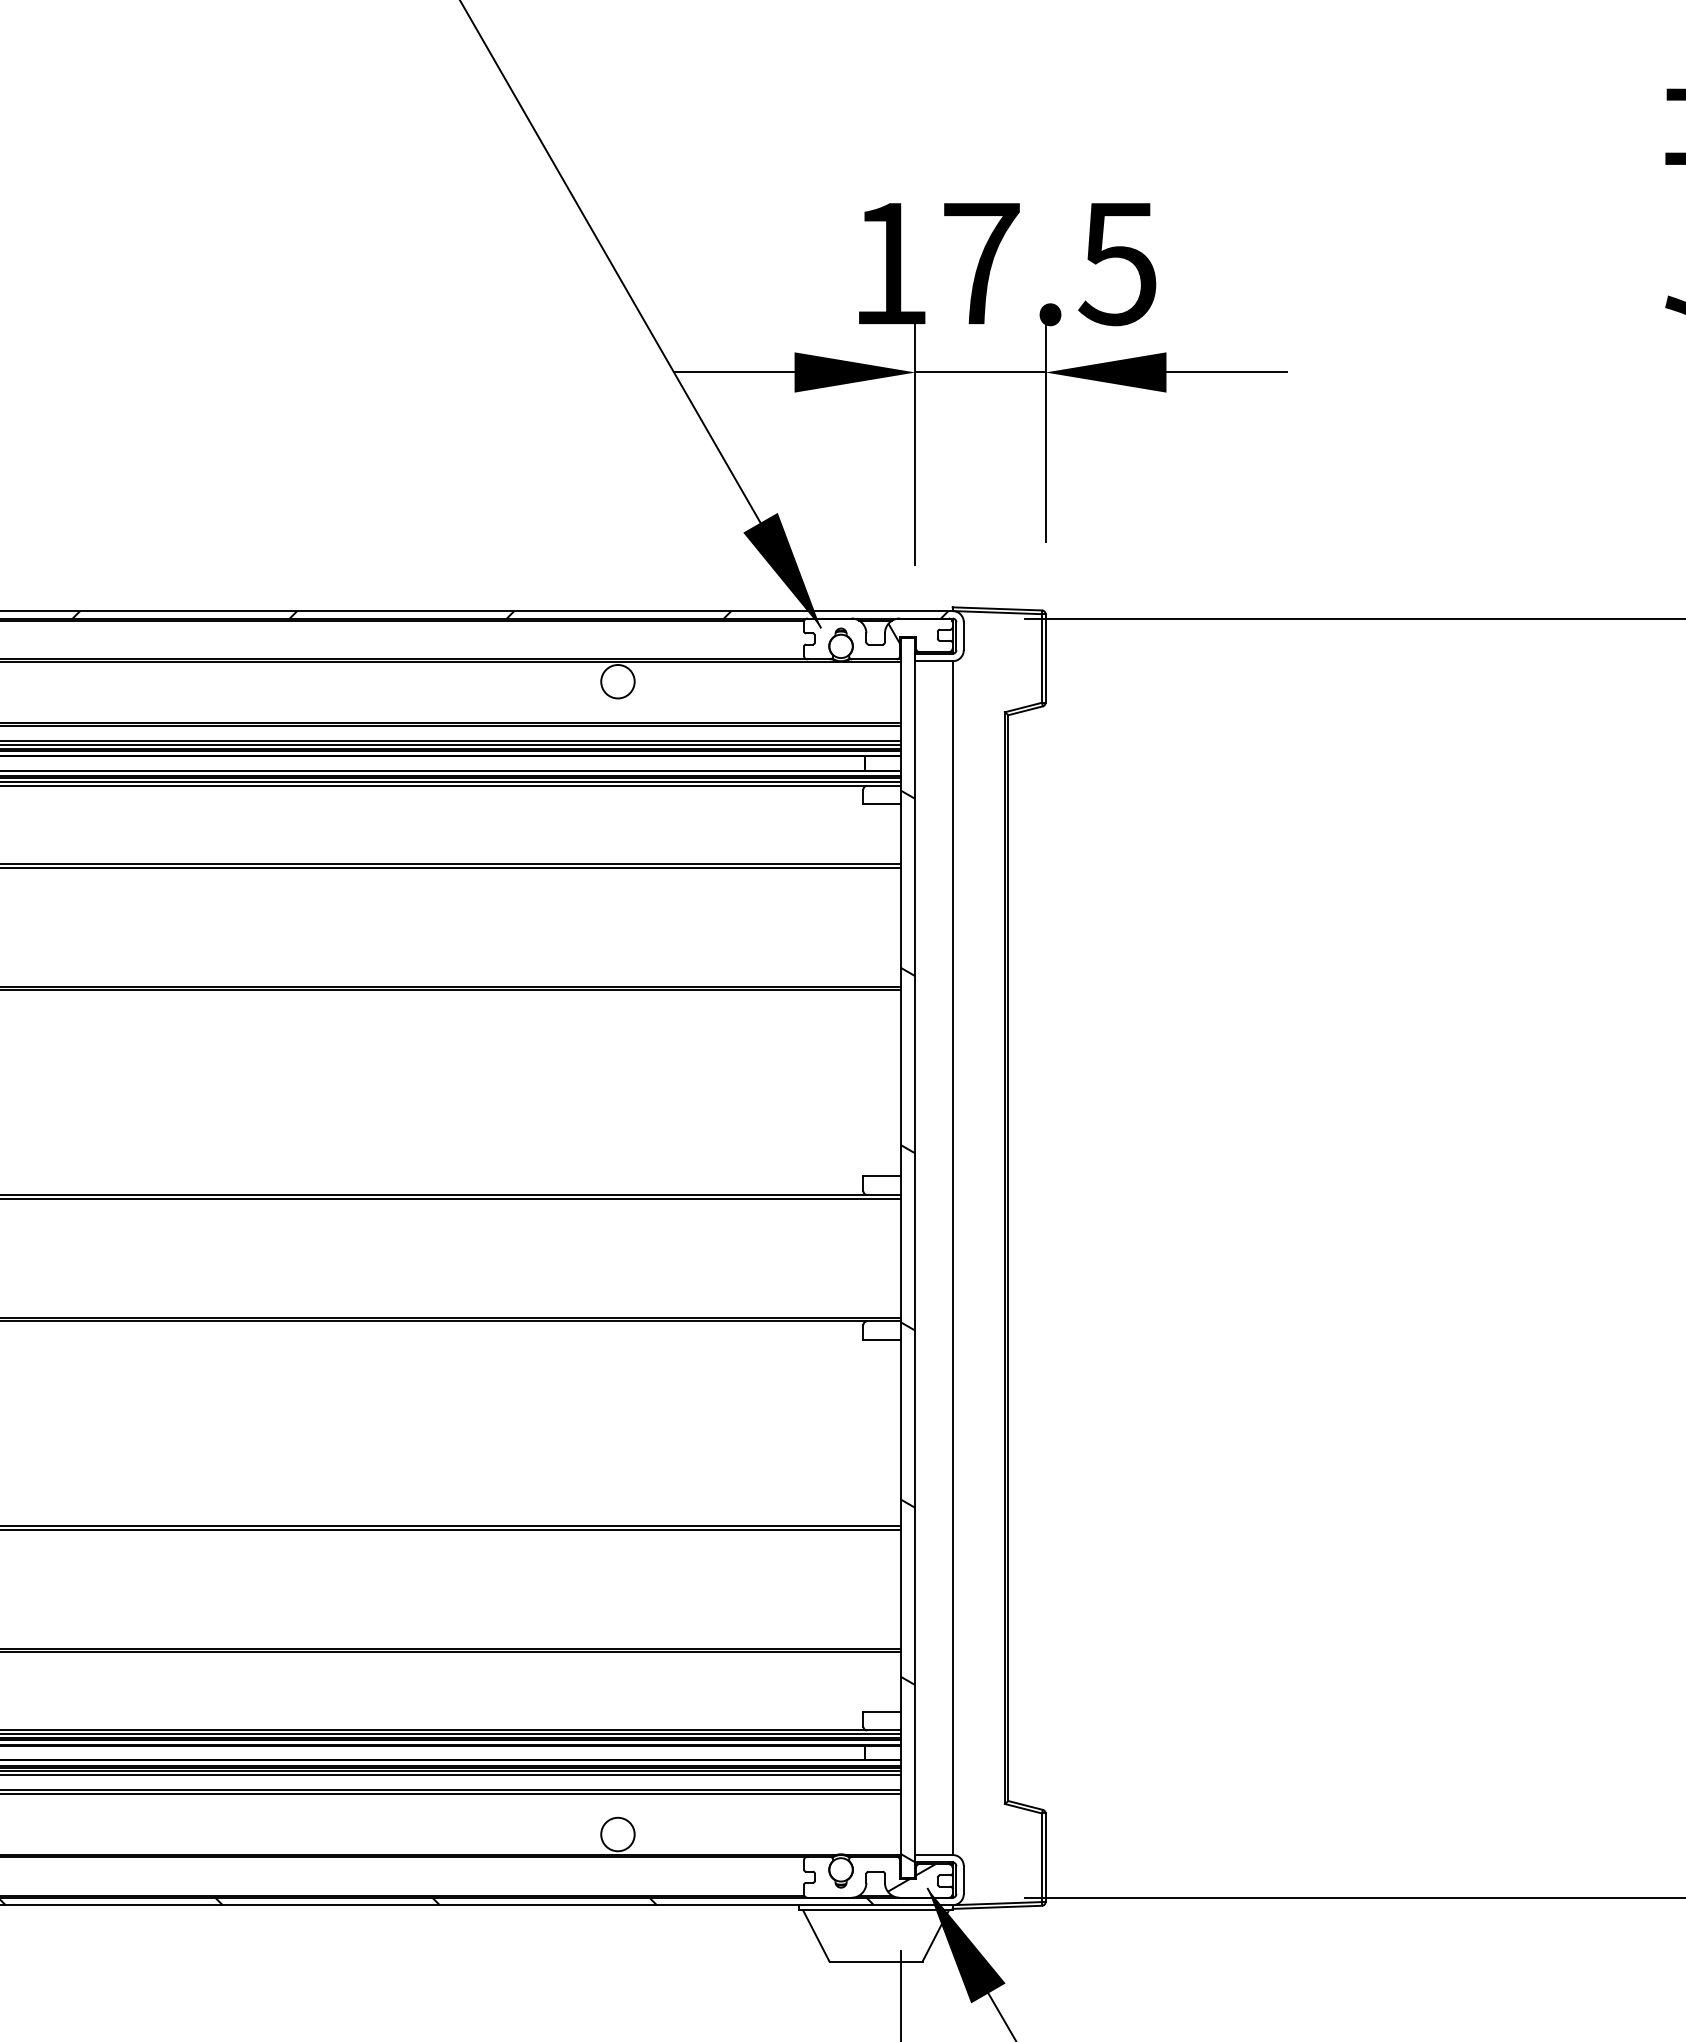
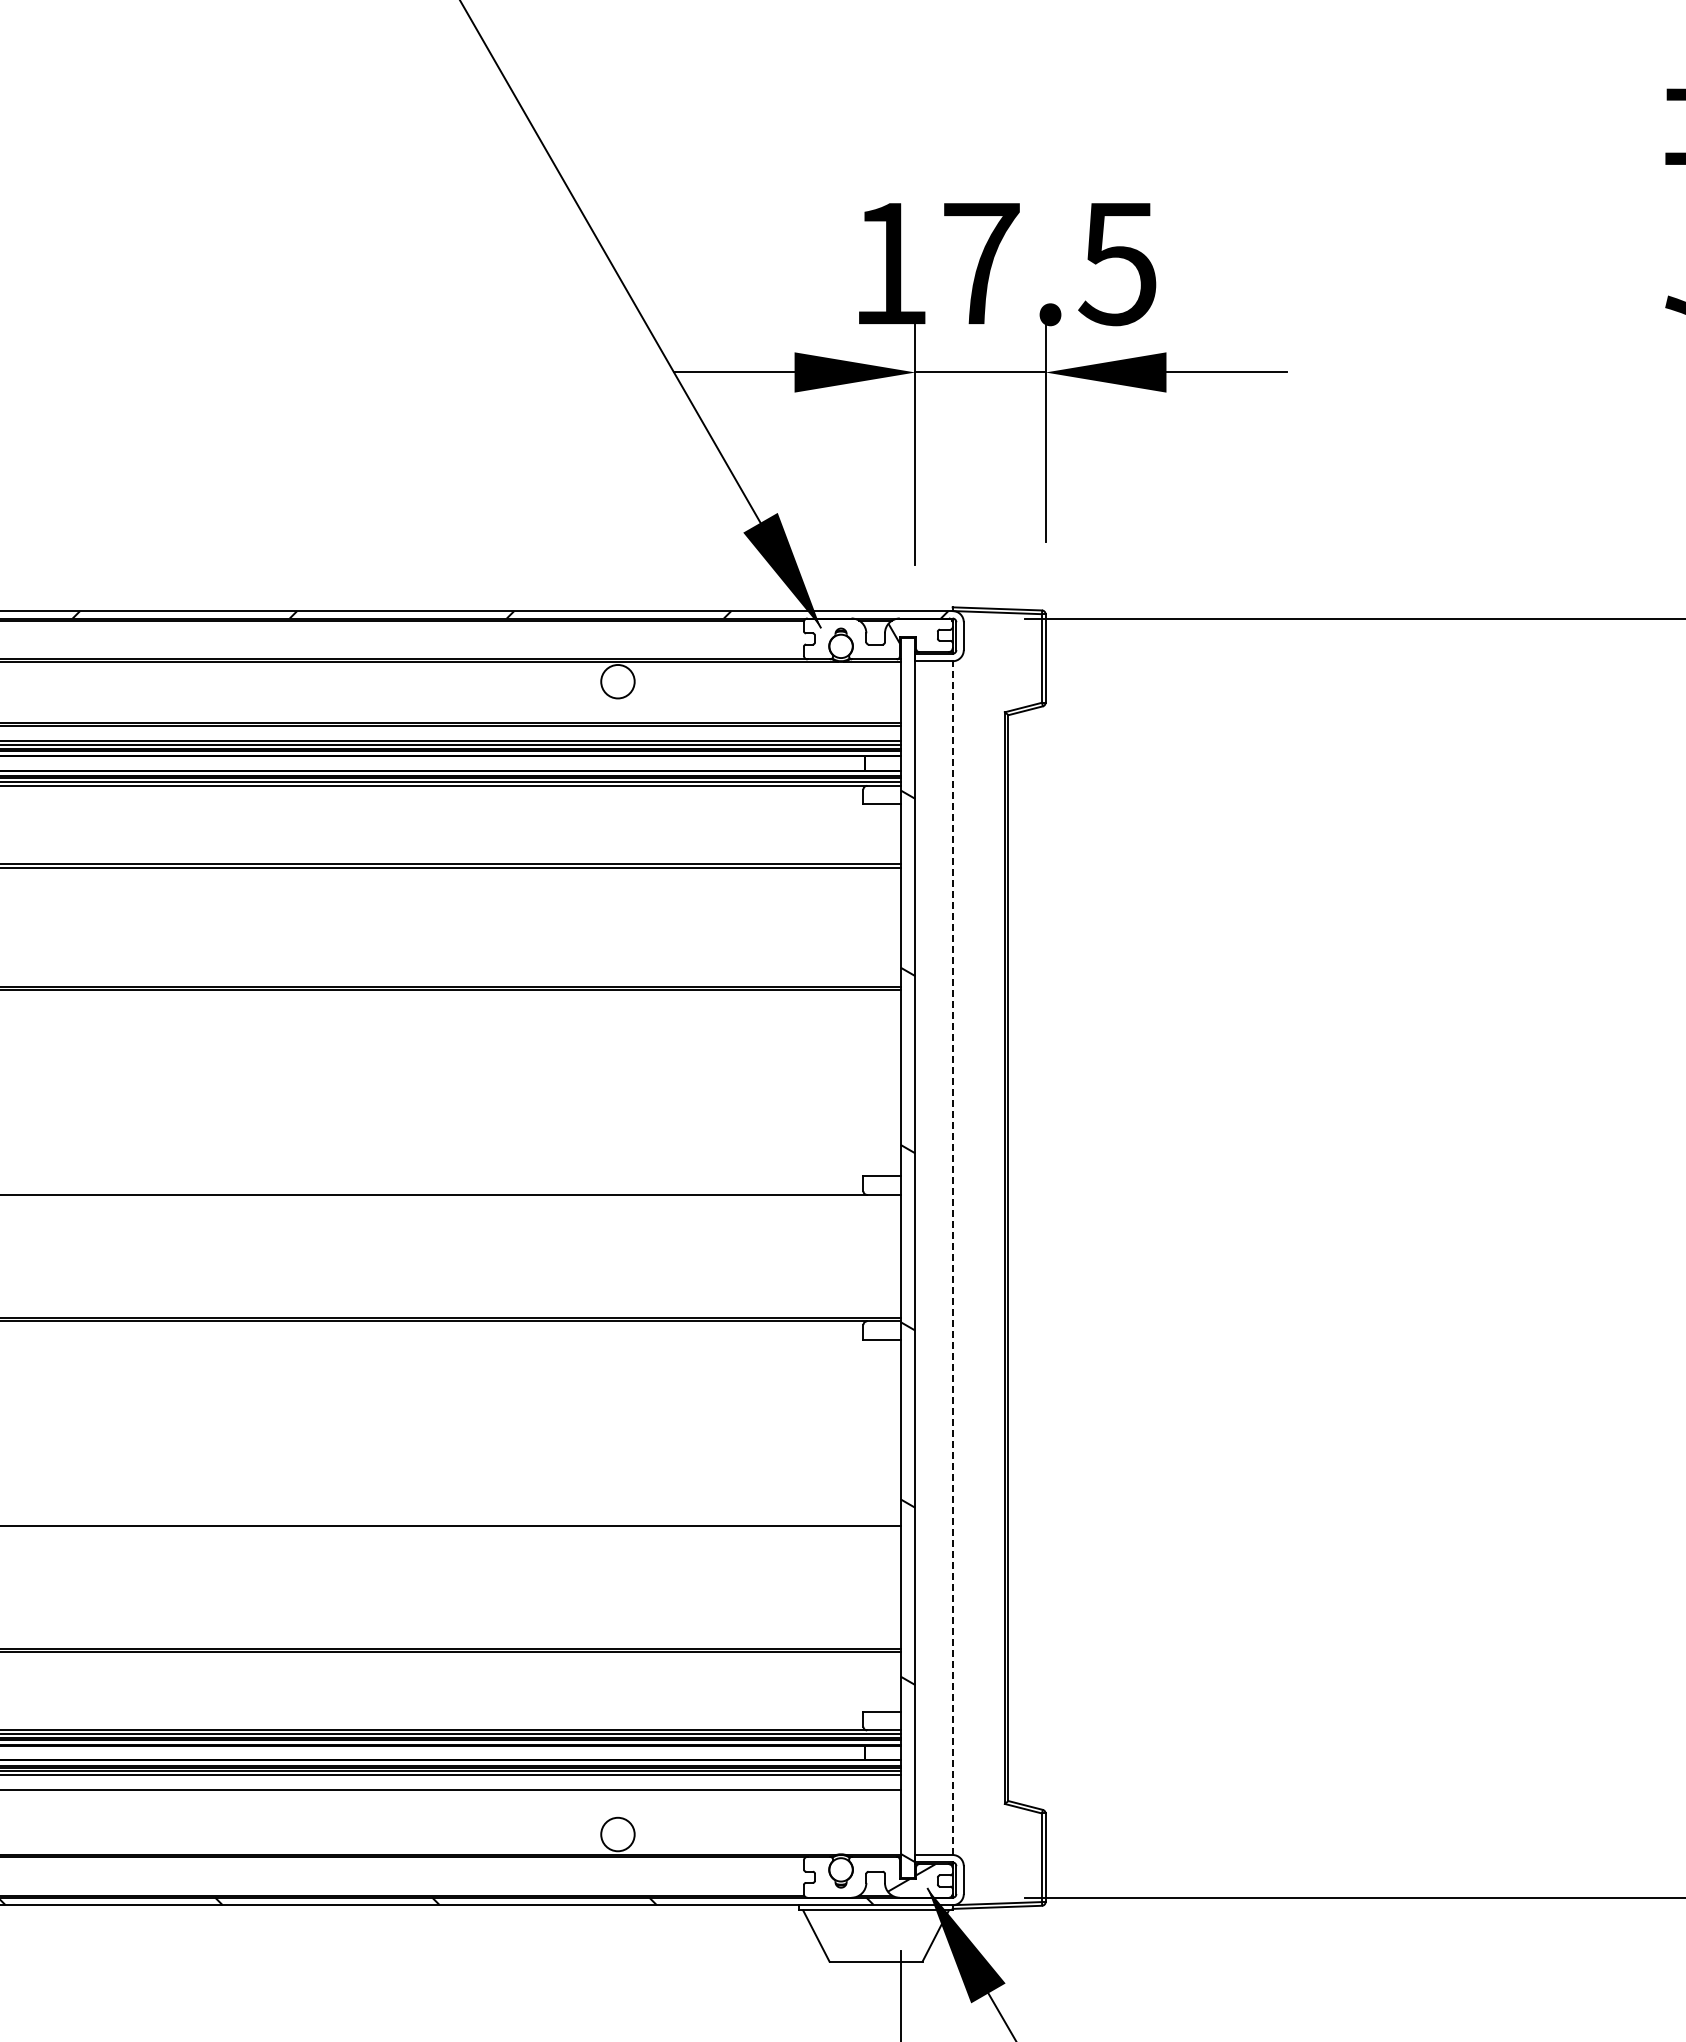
line: present -> none (451, 1198)
line: solid -> dashed (952, 1258)
line: present -> none (451, 1529)
line: present -> none (451, 1793)
